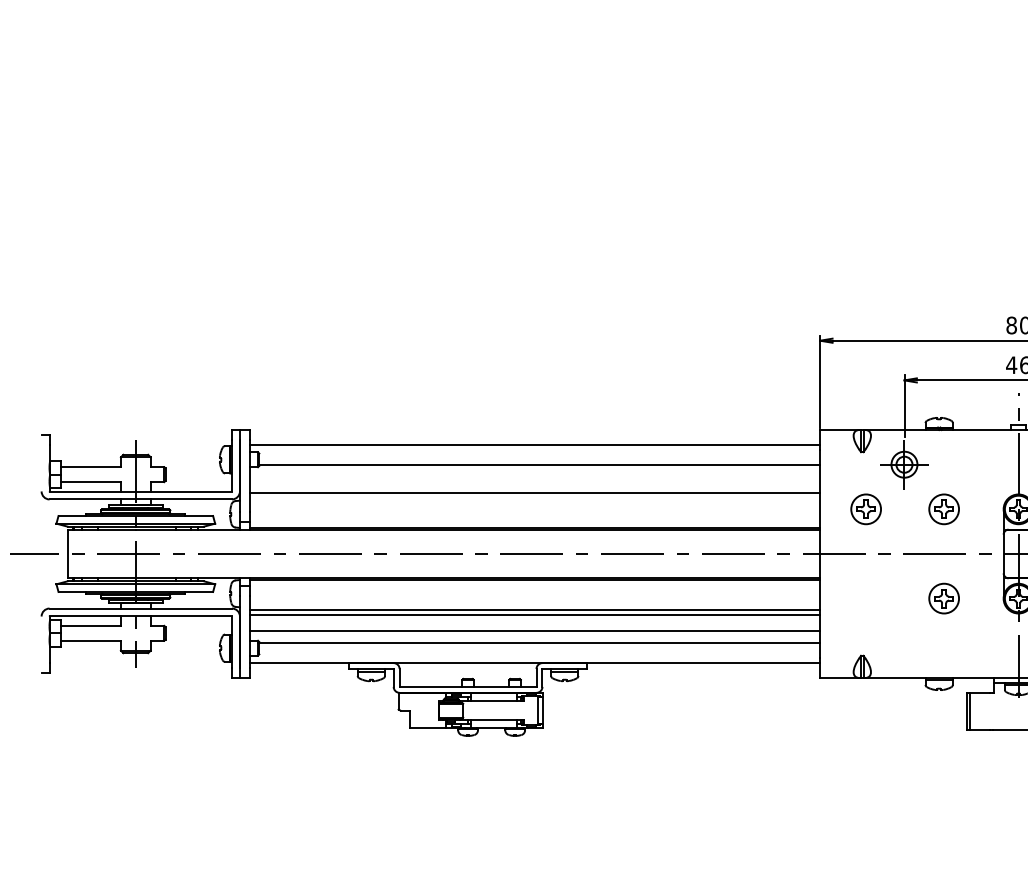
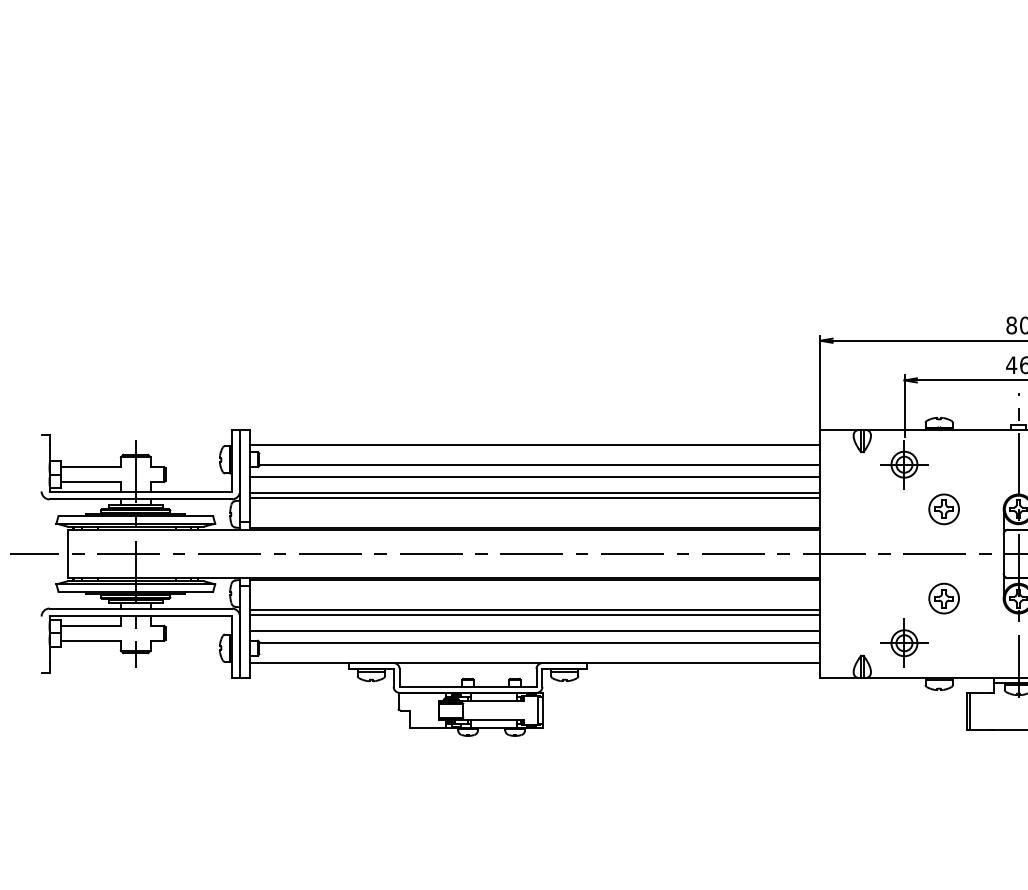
line: none -> present (534, 477)
line: none -> present (534, 498)
part: present -> none (865, 509)
part: none -> present (904, 642)
